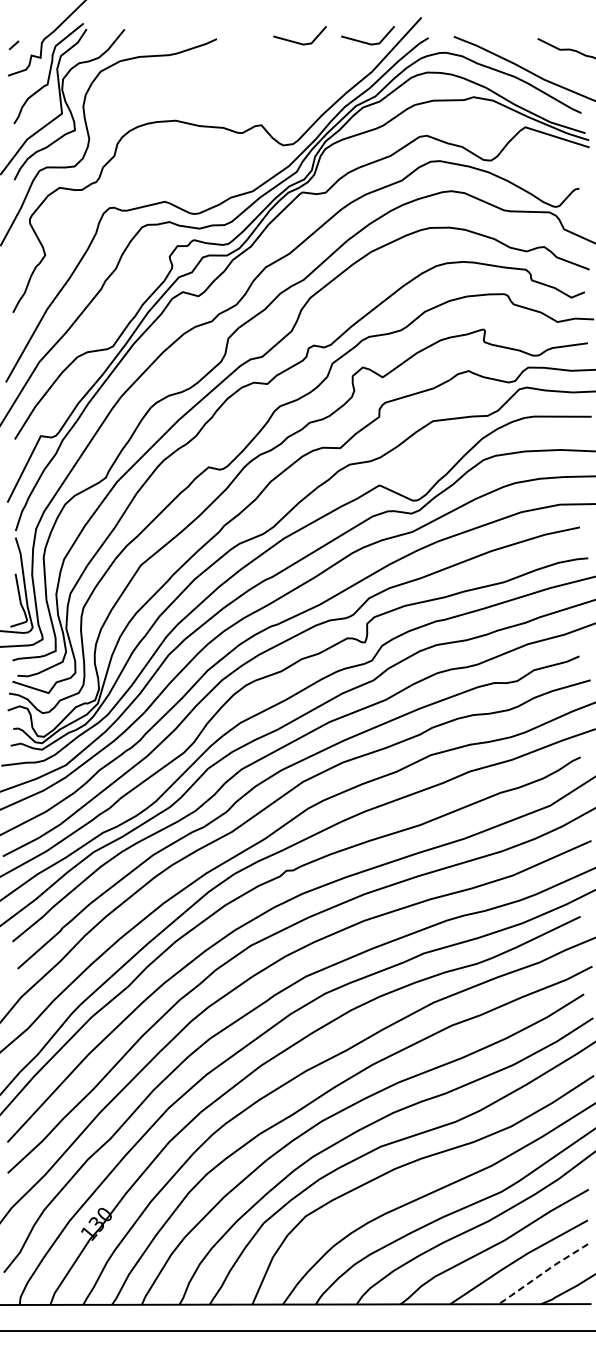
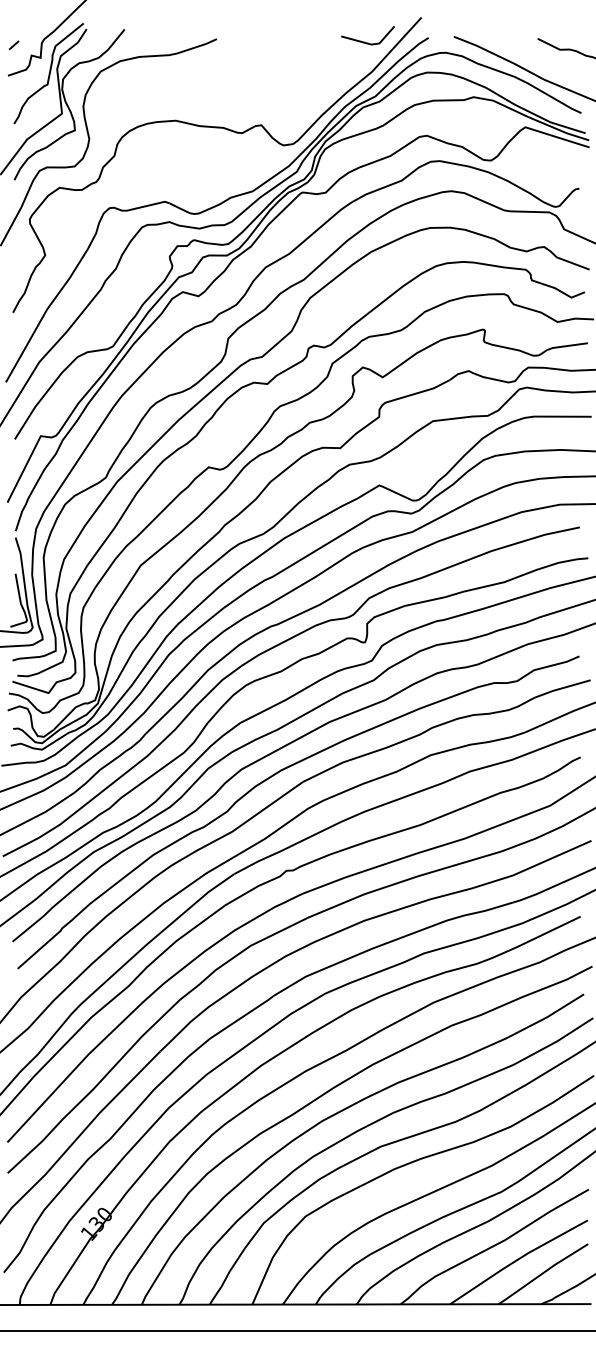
line: present -> none (296, 41)
line: dashed -> solid (542, 1273)
